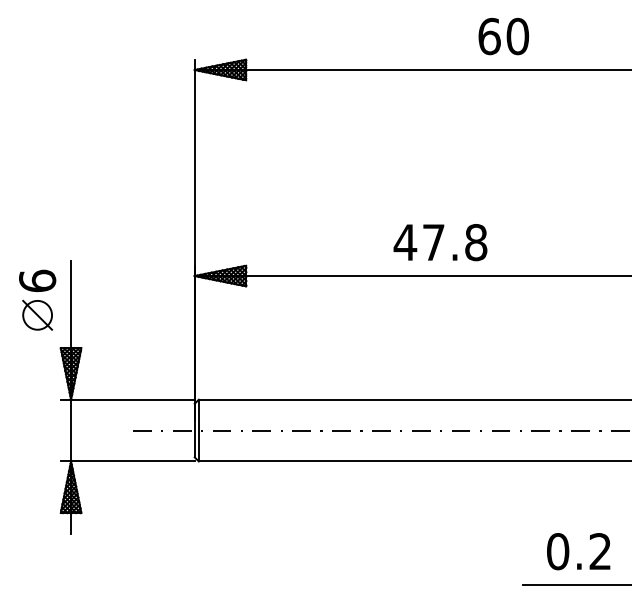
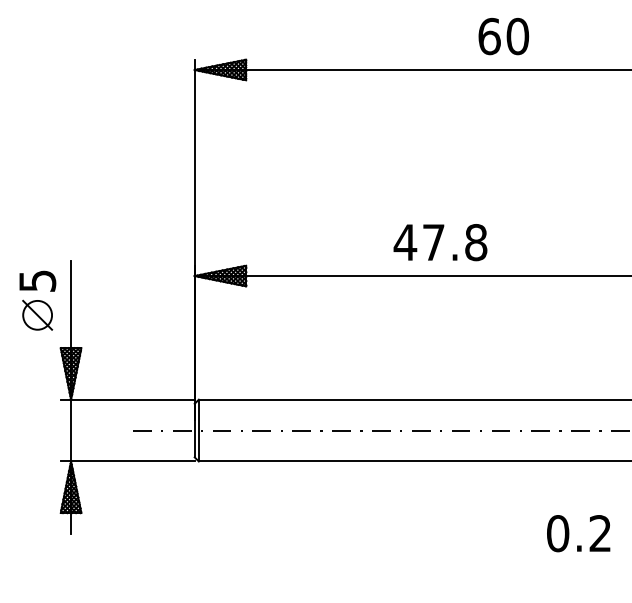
text: 6 -> 5 (37, 280)
text position: (578, 551) -> (578, 533) (578, 533)
line: present -> none (575, 585)
